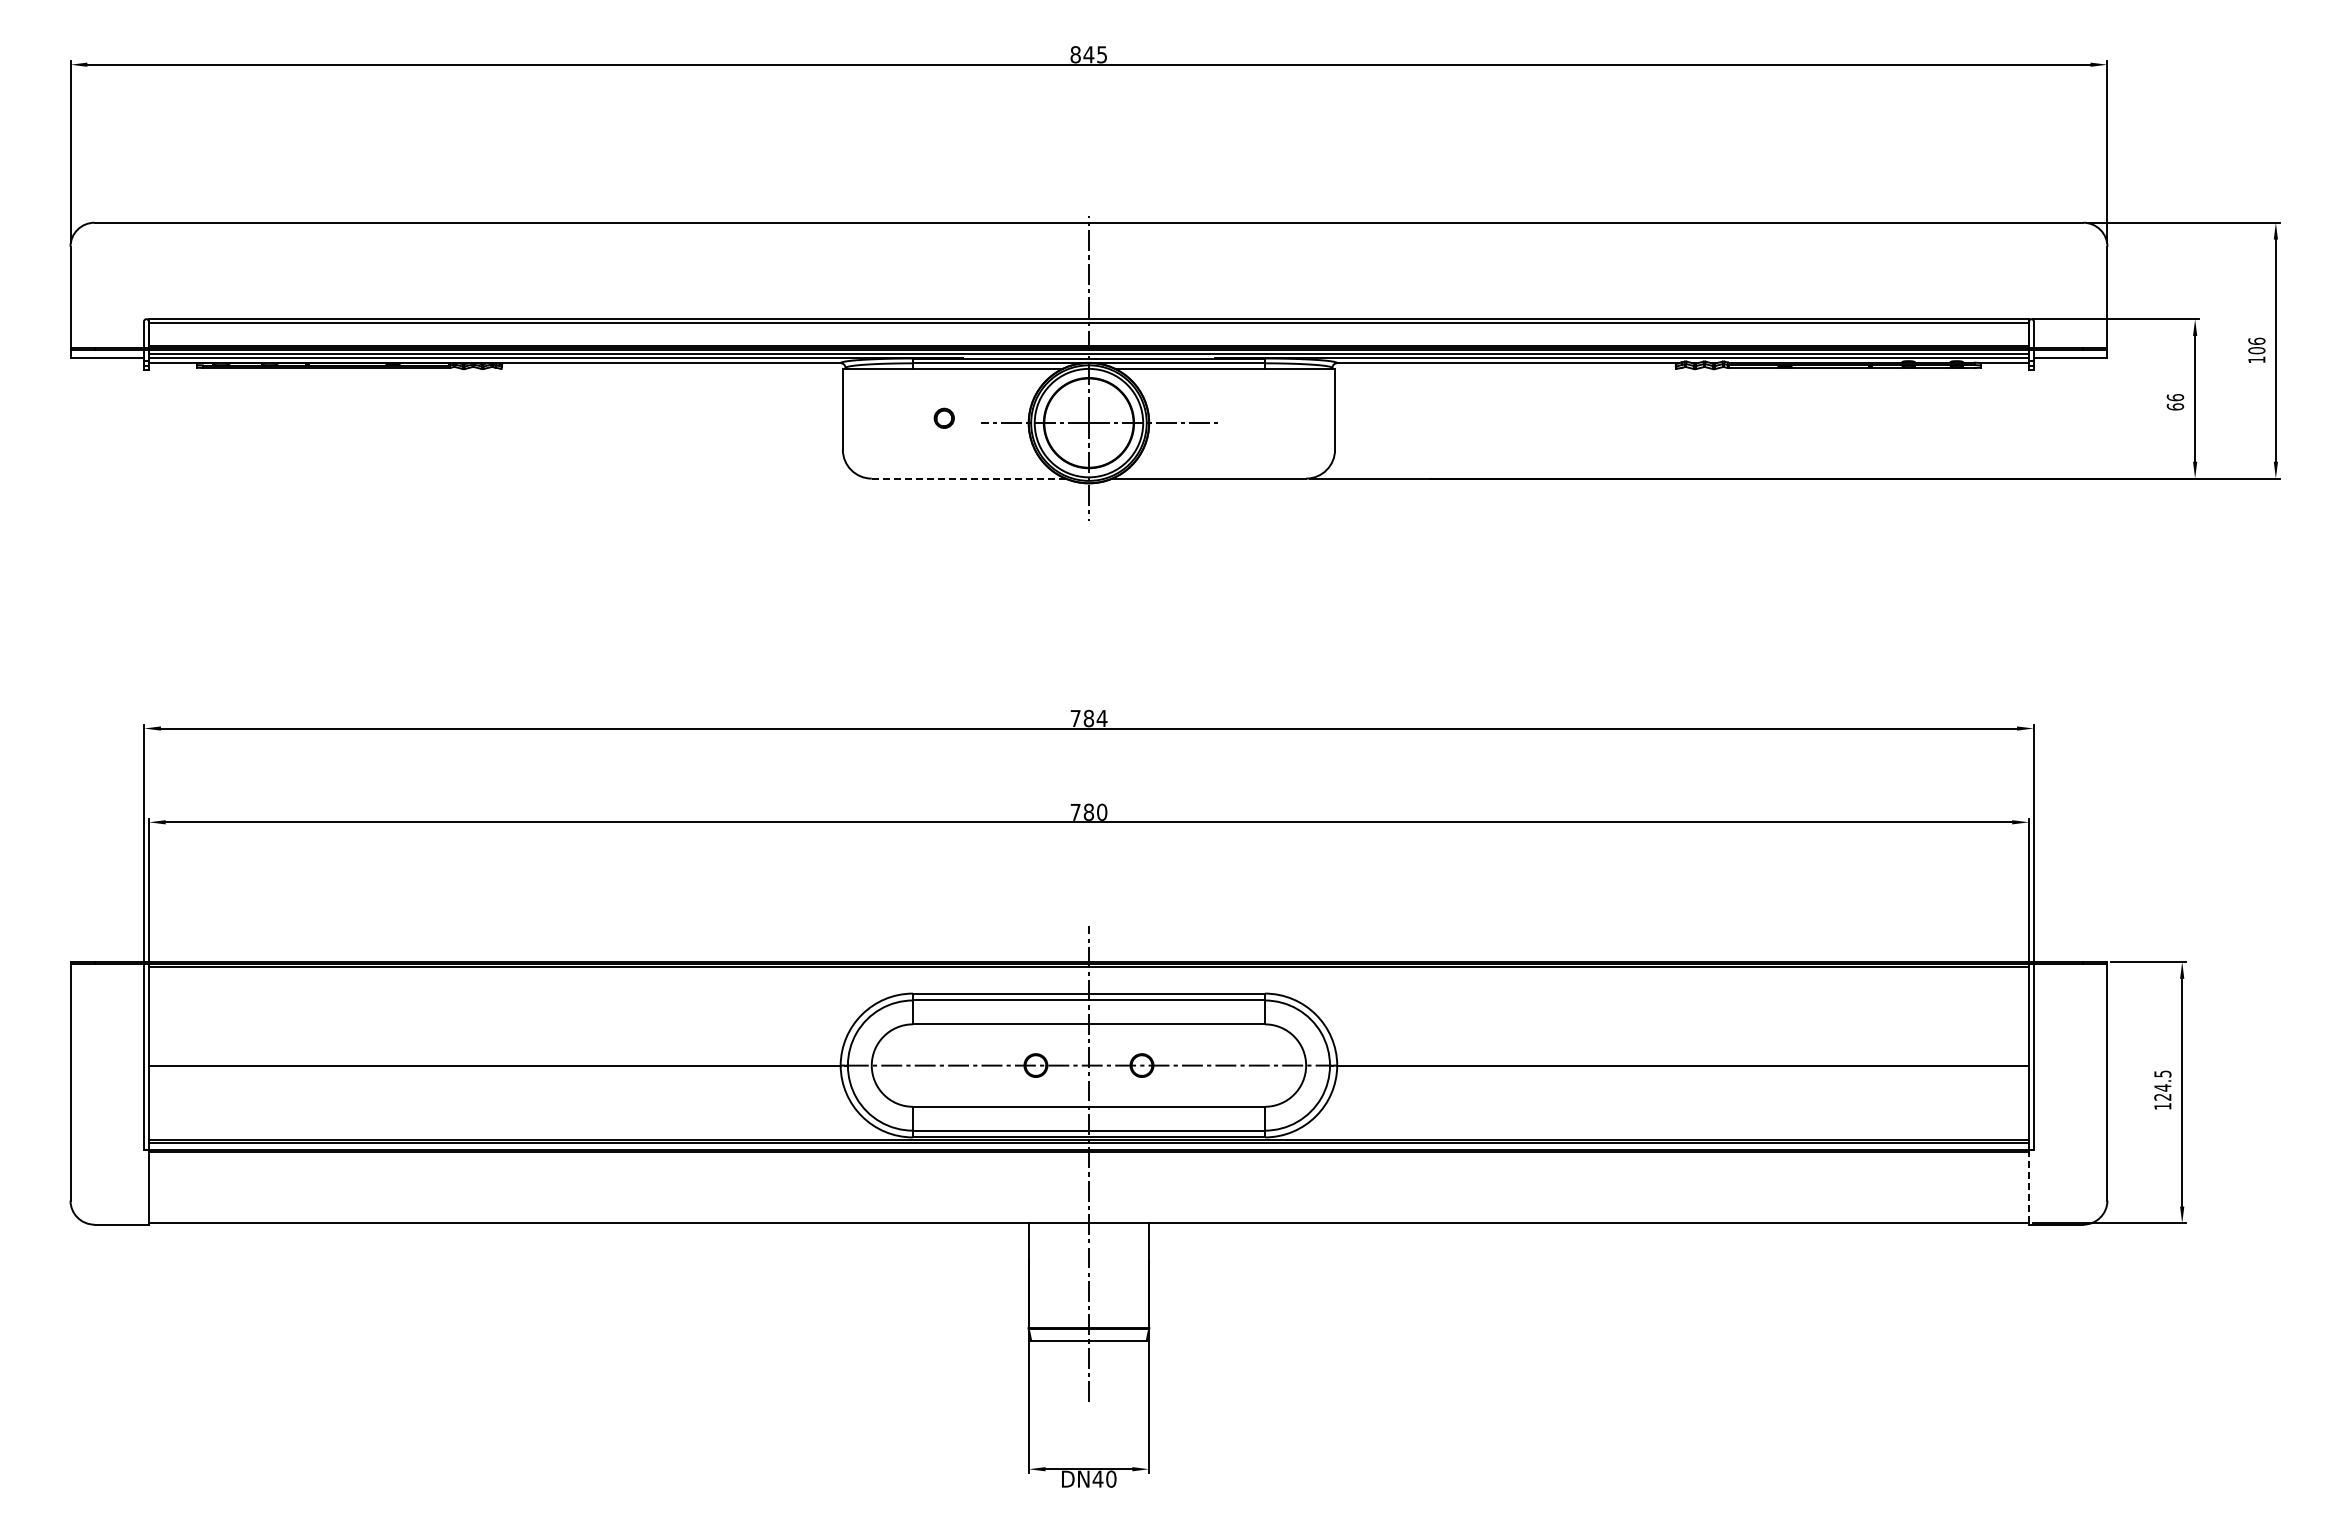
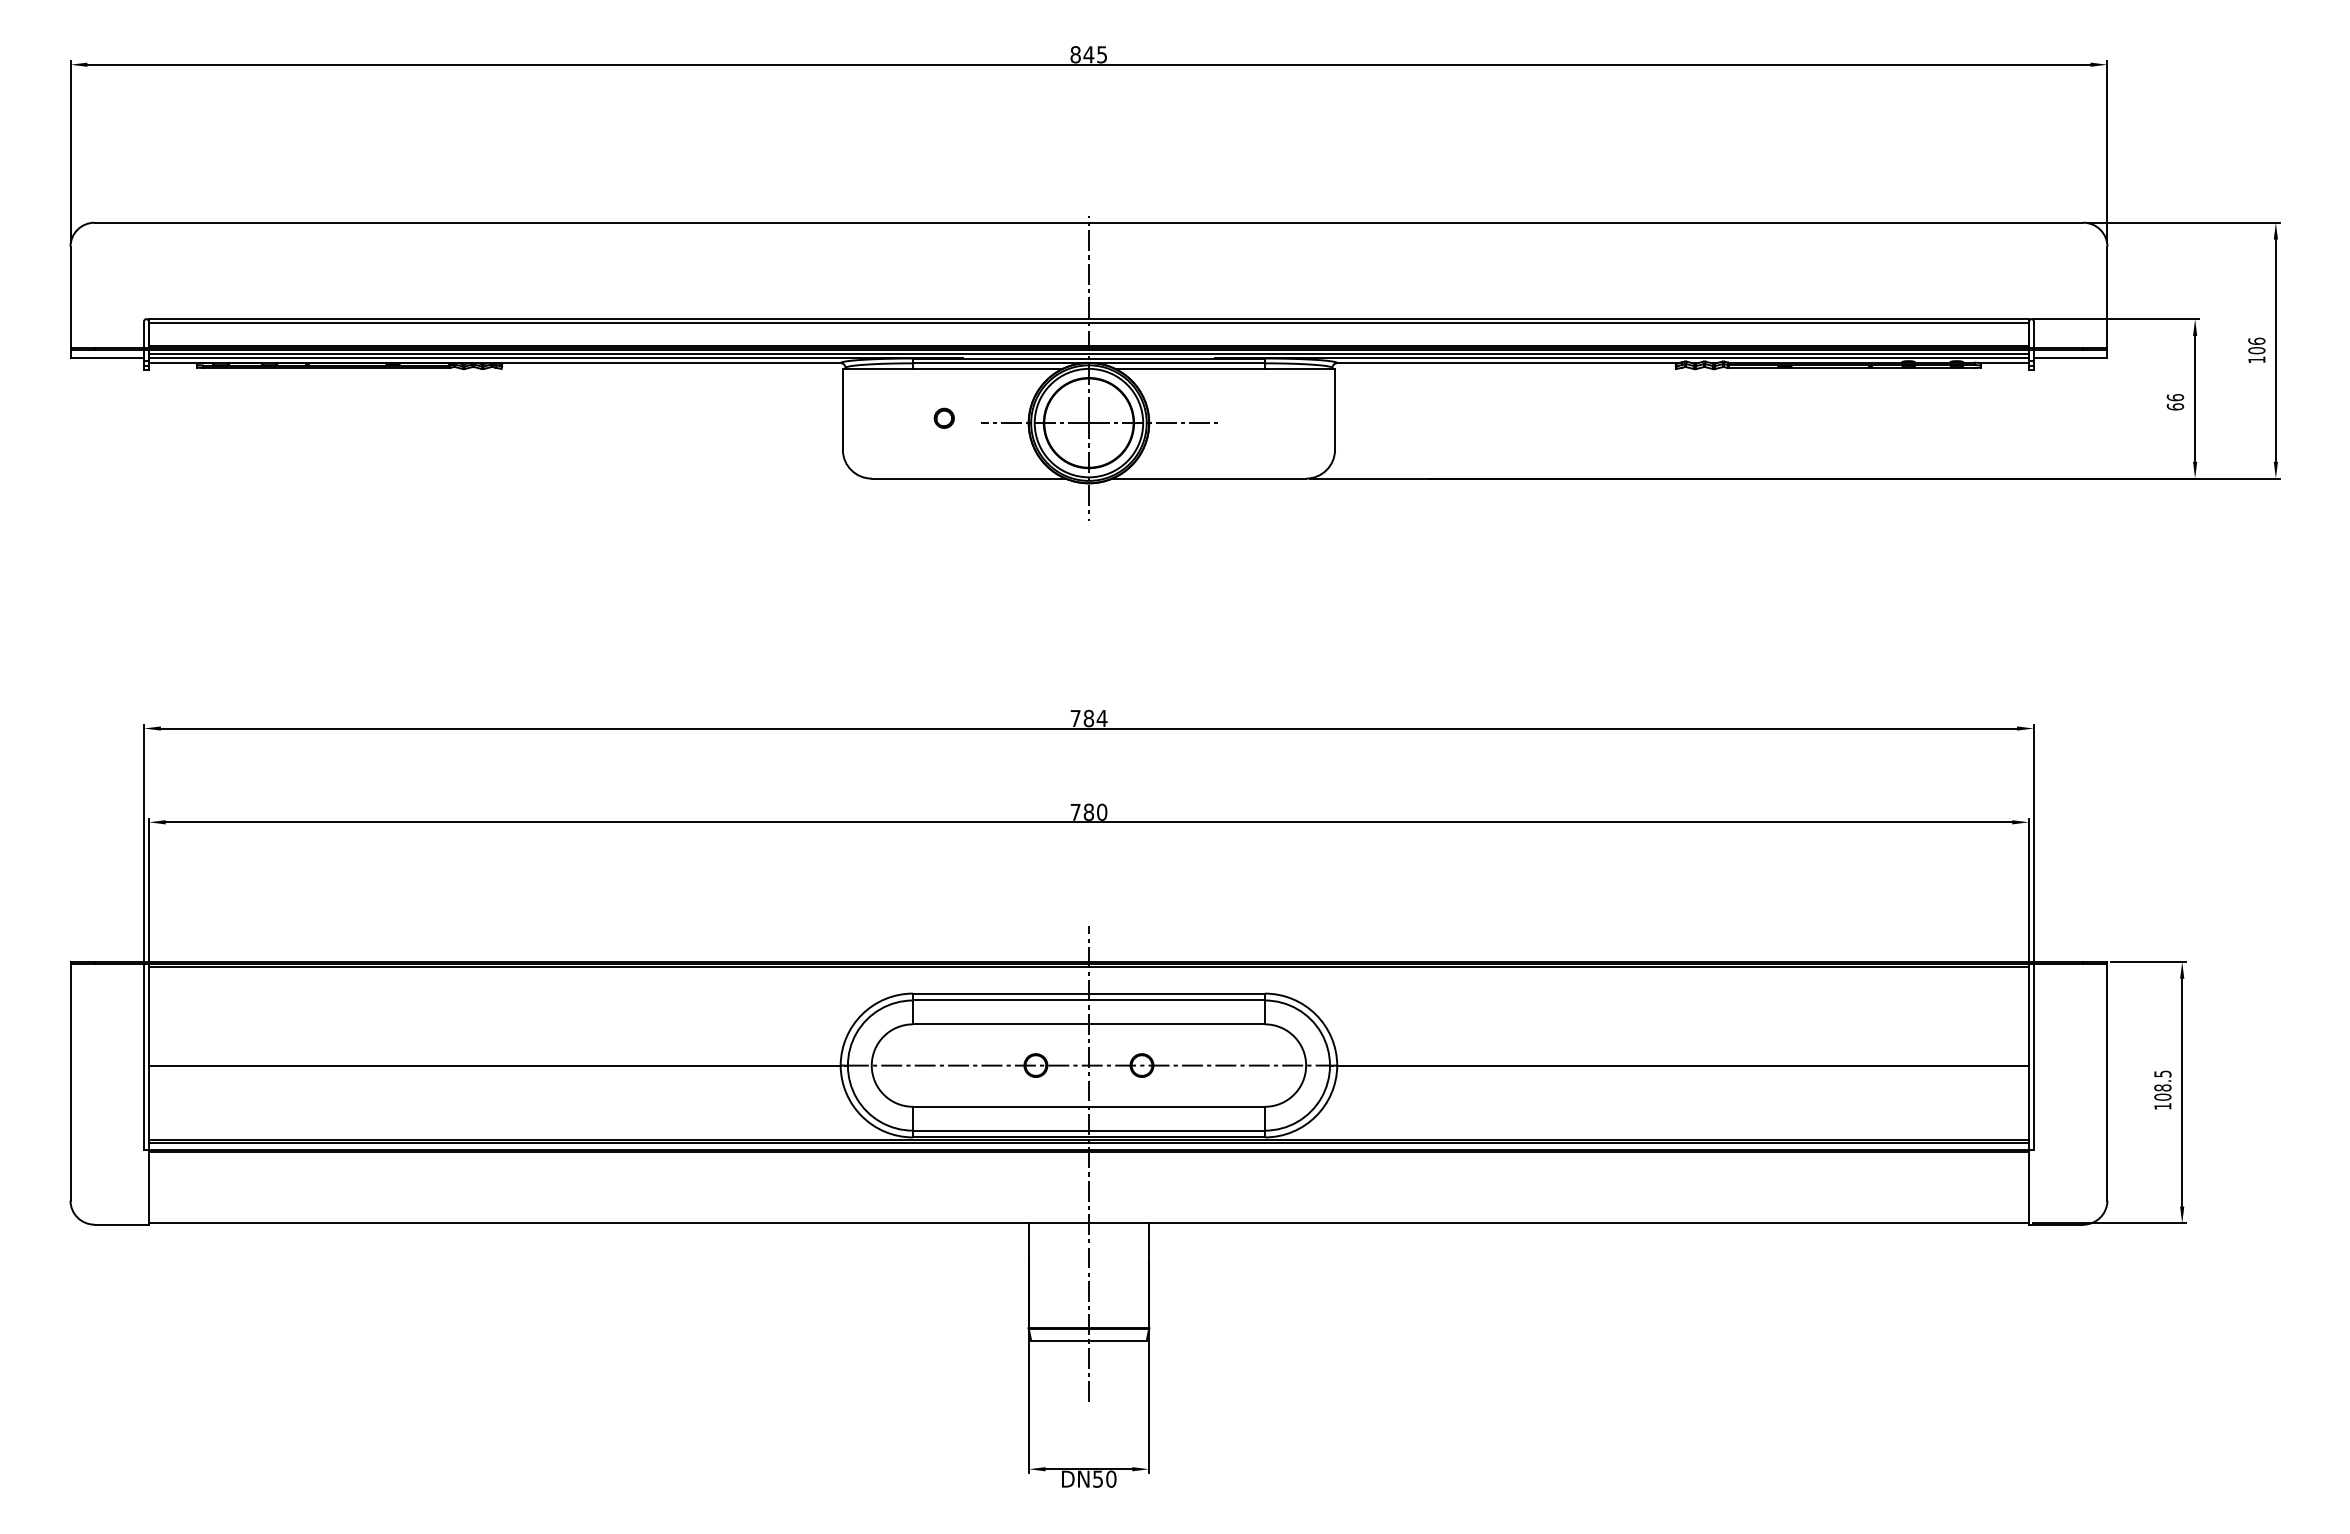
line: dashed -> solid (968, 478)
text: 124.5 -> 108.5 (2162, 1092)
line: dashed -> solid (2029, 1187)
text: DN40 -> DN50 (1097, 1478)
